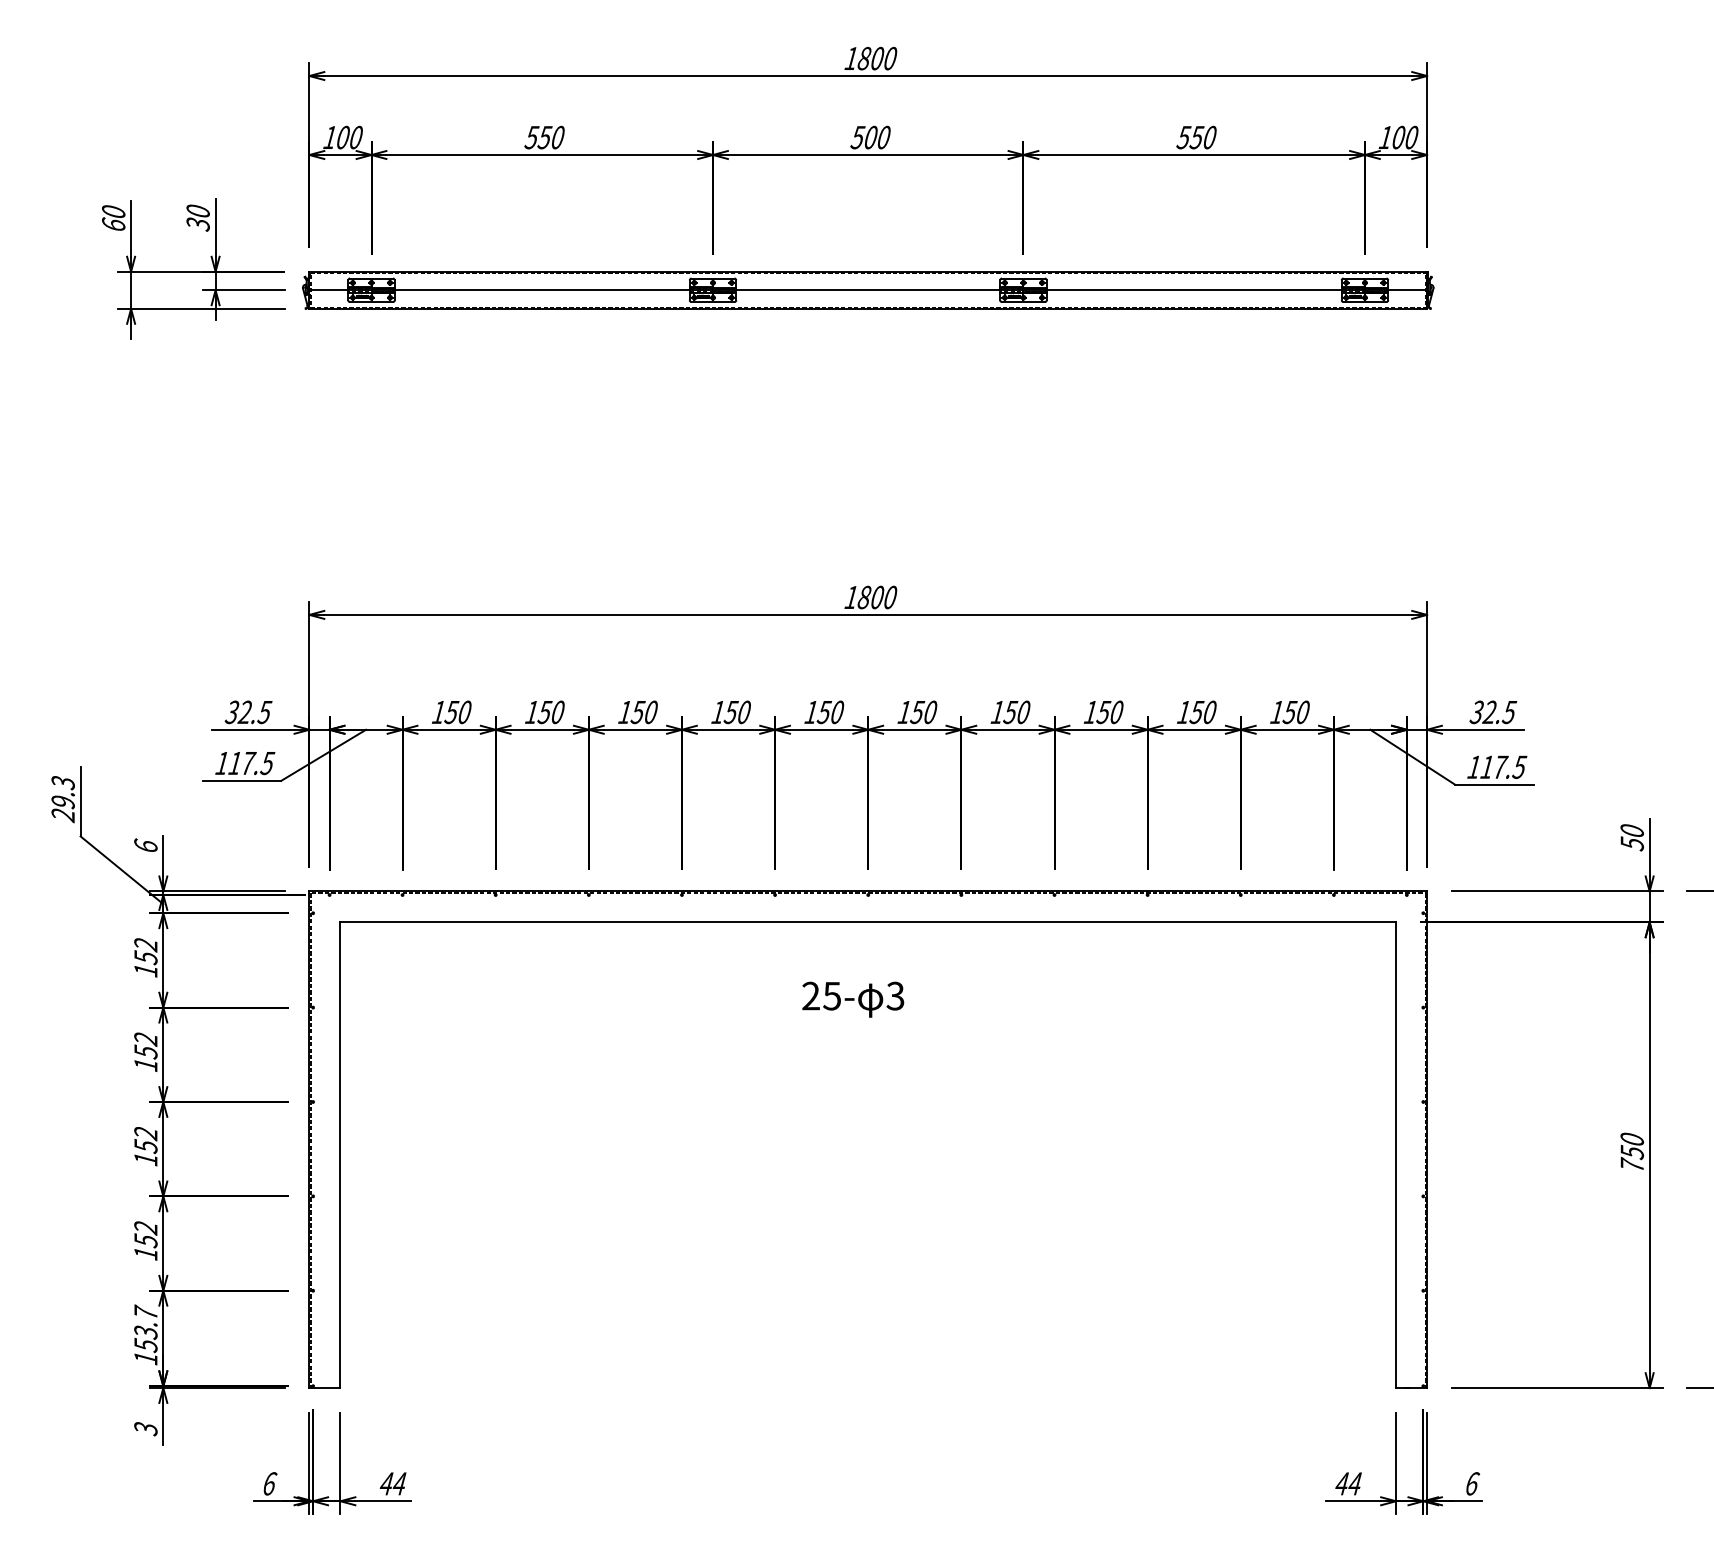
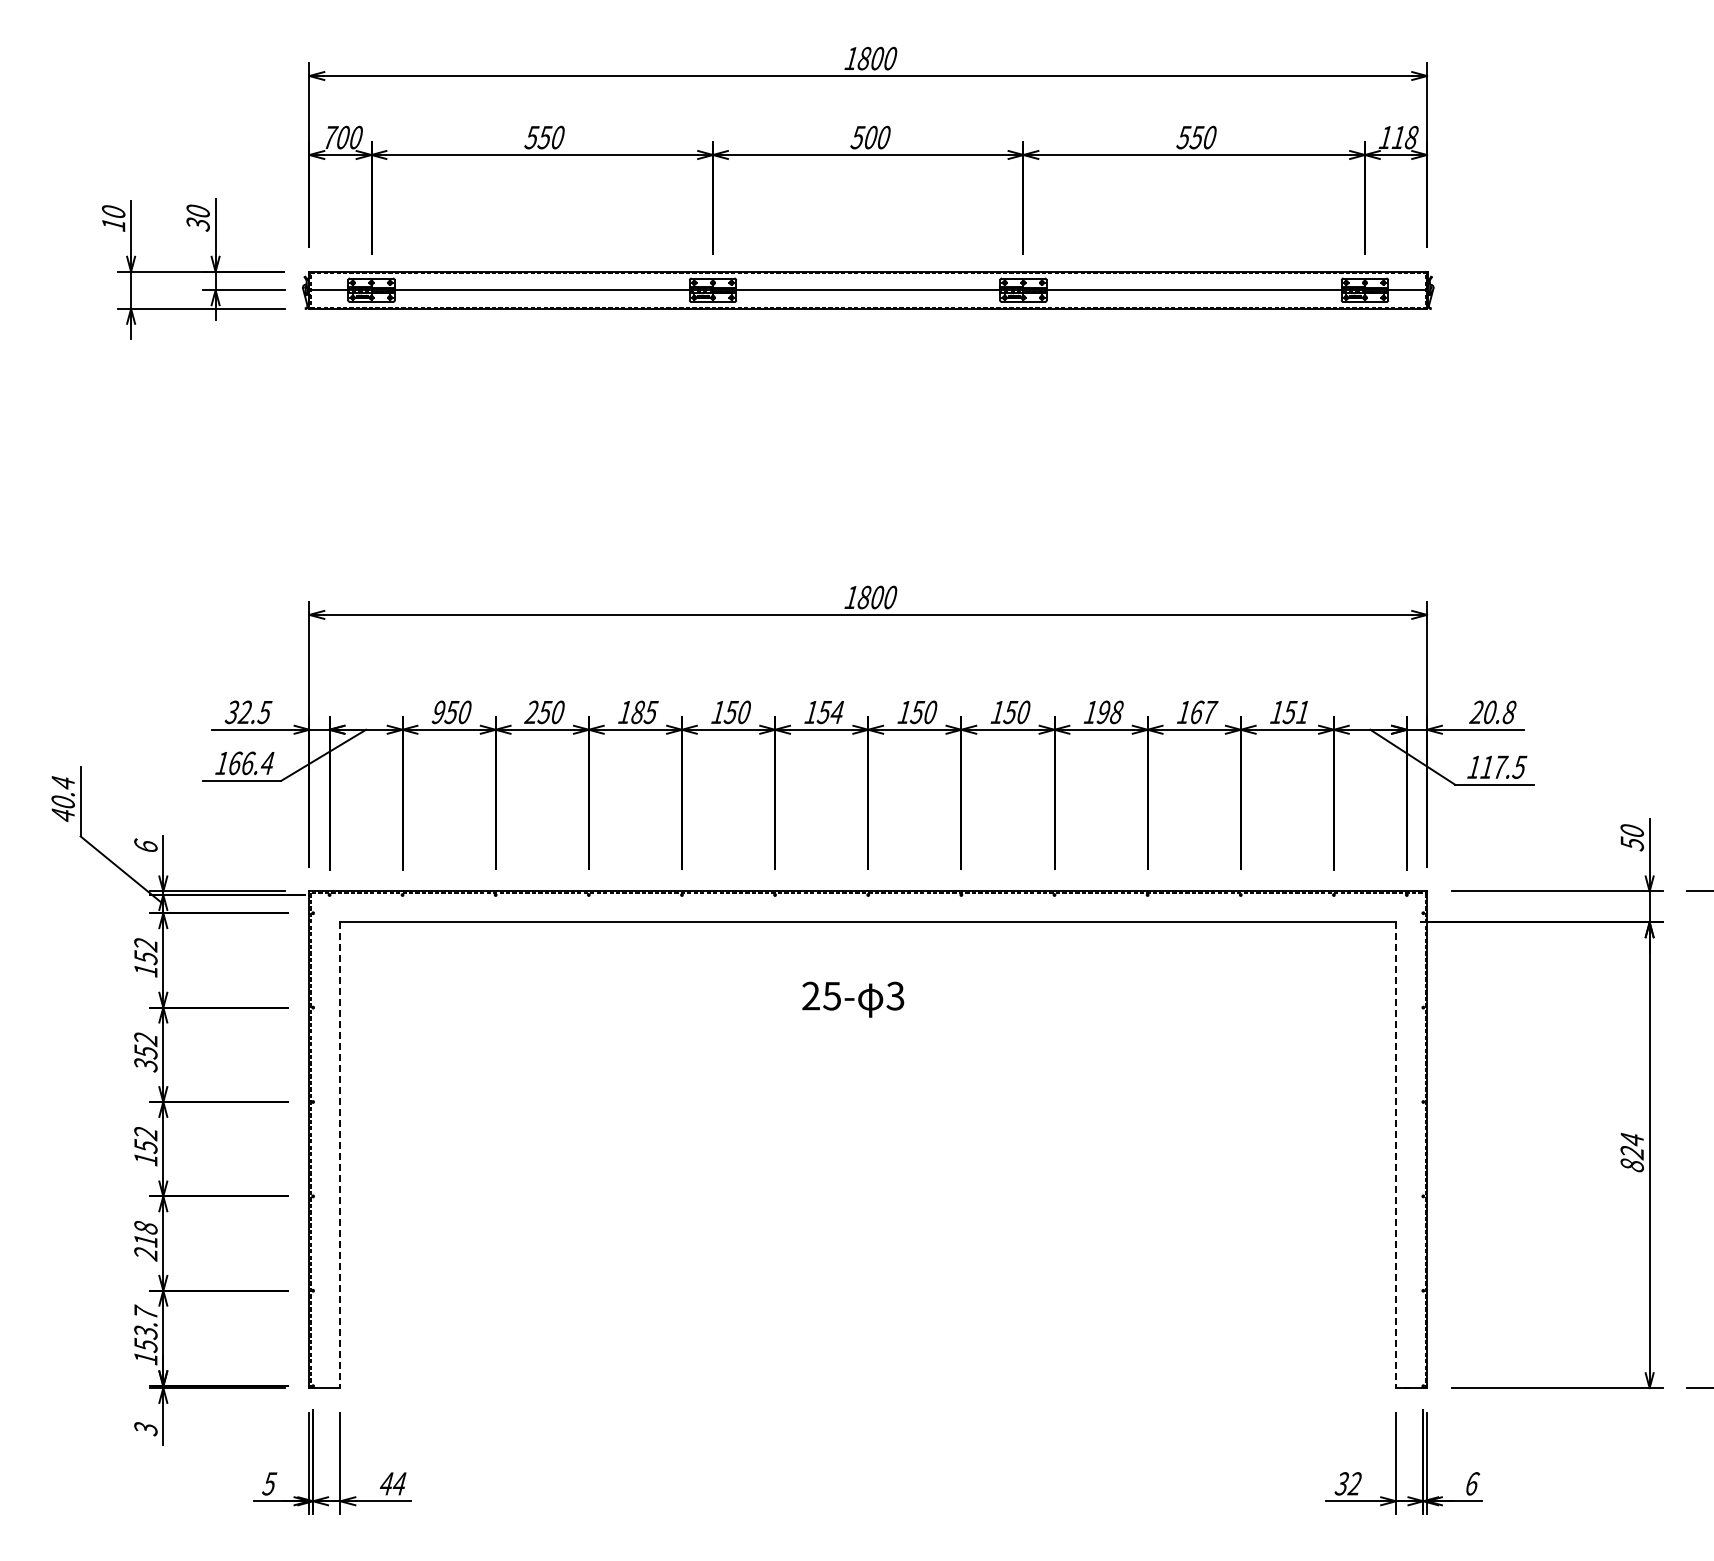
text: 100 -> 700 (330, 137)
text: 100 -> 118 (1404, 137)
text: 60 -> 10 (113, 224)
text: 150 -> 250 (531, 711)
text: 150 -> 185 (644, 711)
text: 150 -> 950 (438, 712)
text: 150 -> 154 (837, 712)
text: 150 -> 198 (1109, 712)
text: 150 -> 167 (1203, 712)
text: 150 -> 151 (1302, 712)
text: 32.5 -> 20.8 (1493, 712)
text: 117.5 -> 166.4 (251, 763)
text: 29.3 -> 40.4 (62, 799)
text: 152 -> 352 (145, 1065)
text: 750 -> 824 (1632, 1152)
line: solid -> dashed (340, 1155)
line: solid -> dashed (1396, 1155)
text: 152 -> 218 (145, 1241)
text: 6 -> 5 (269, 1483)
text: 44 -> 32 (1347, 1483)
